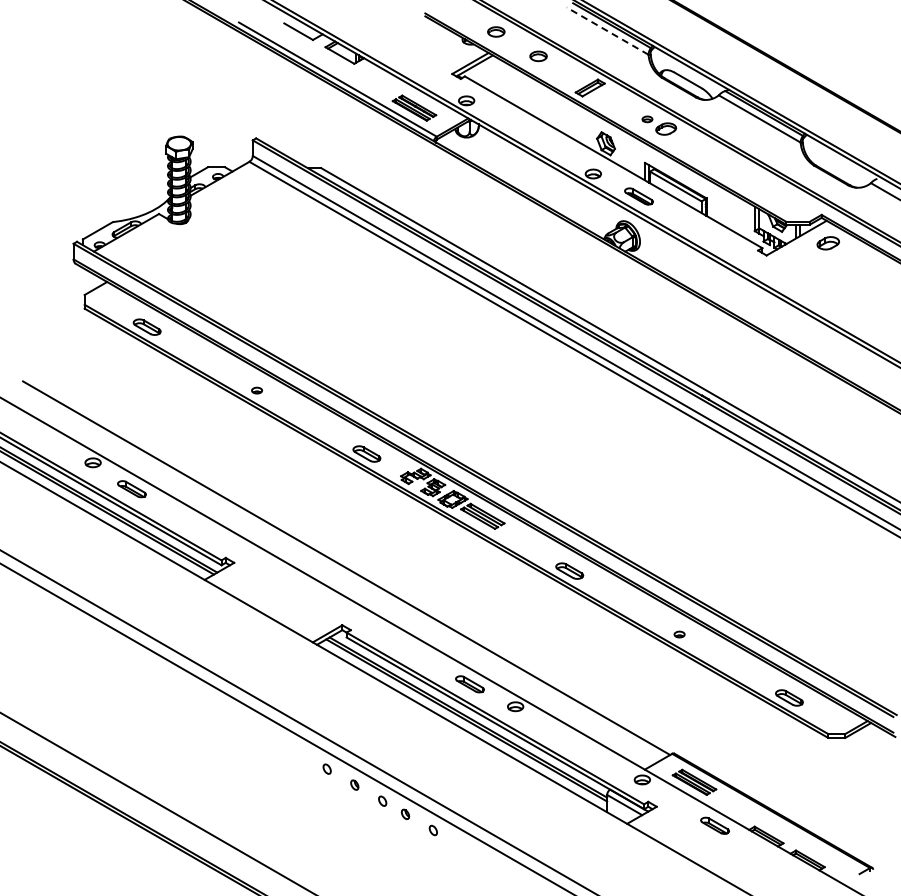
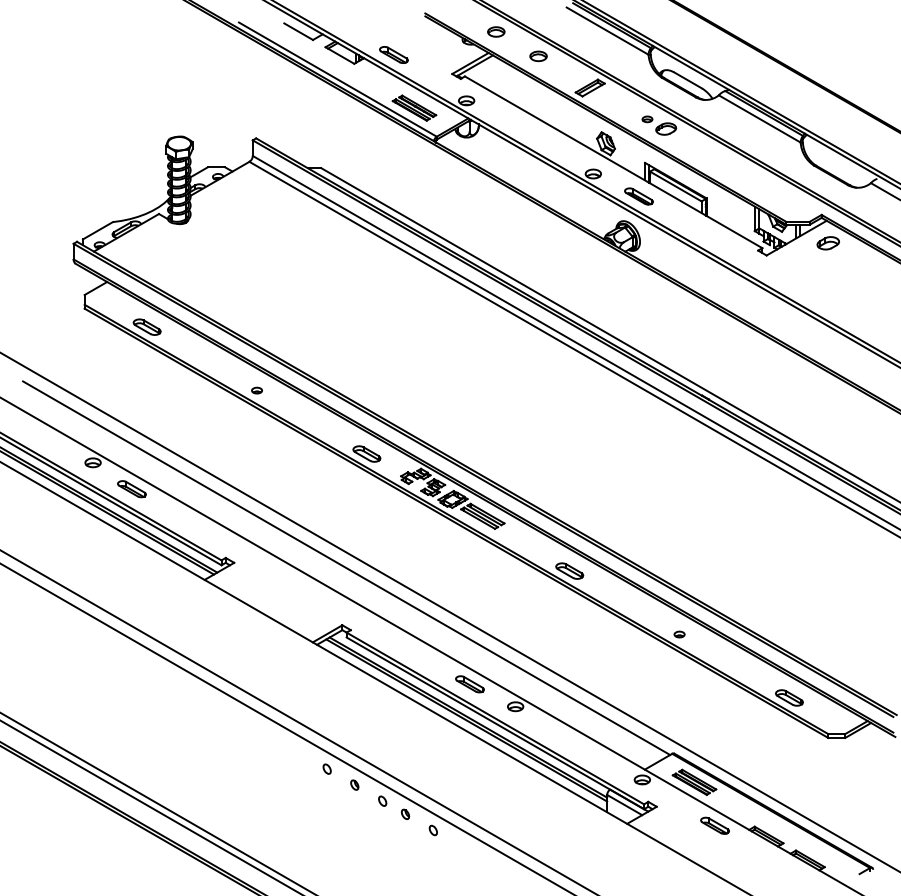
line: dashed -> solid (607, 30)
part: none -> present (393, 54)
line: none -> present (449, 611)
line: none -> present (150, 806)
